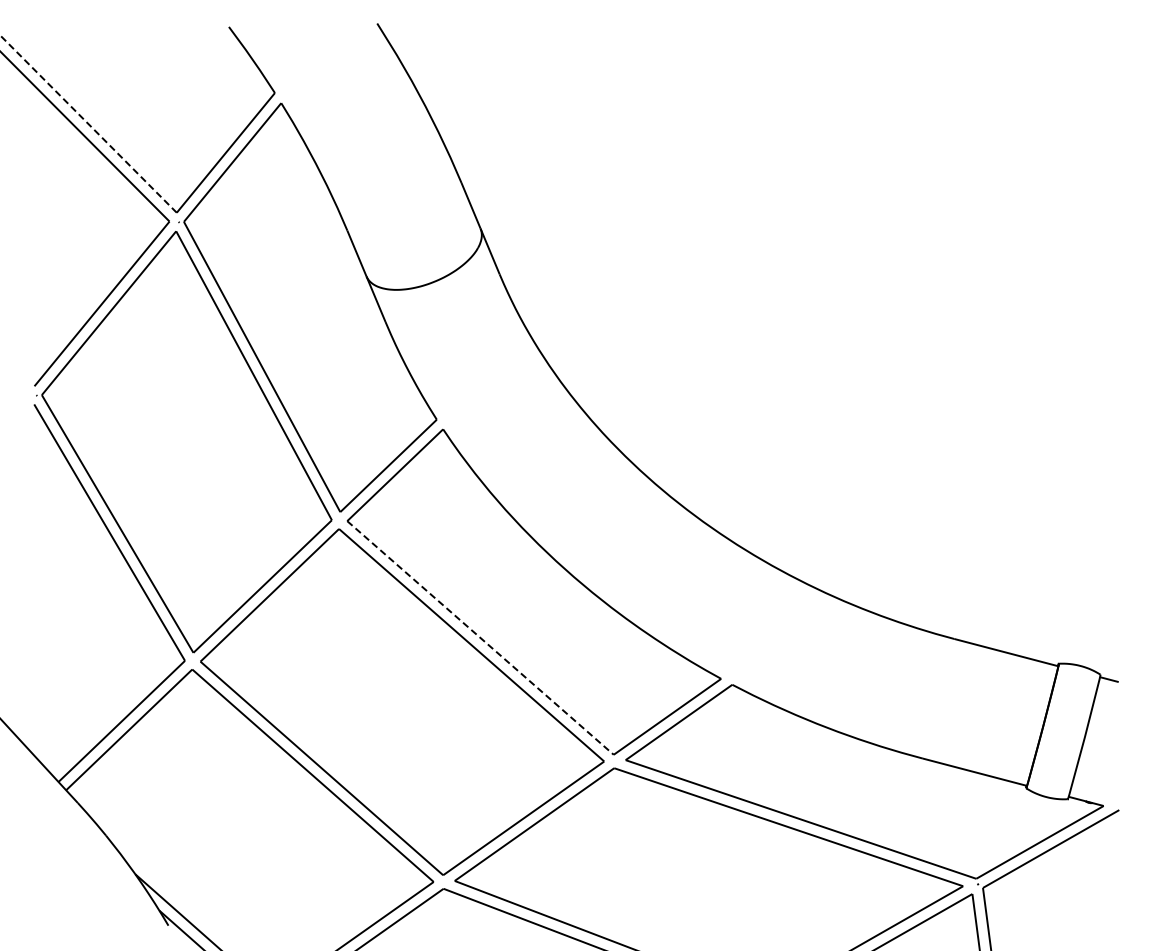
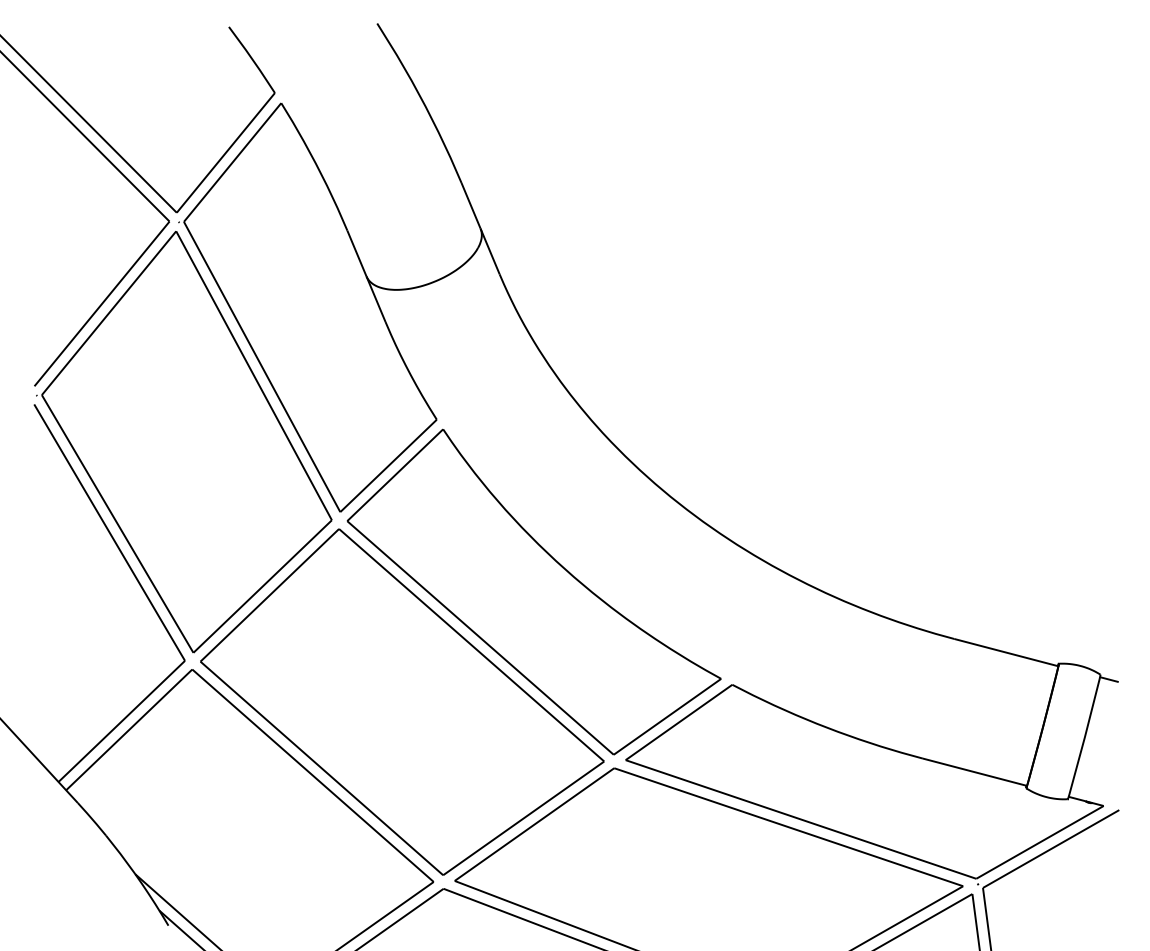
line: dashed -> solid (88, 124)
line: dashed -> solid (480, 638)
